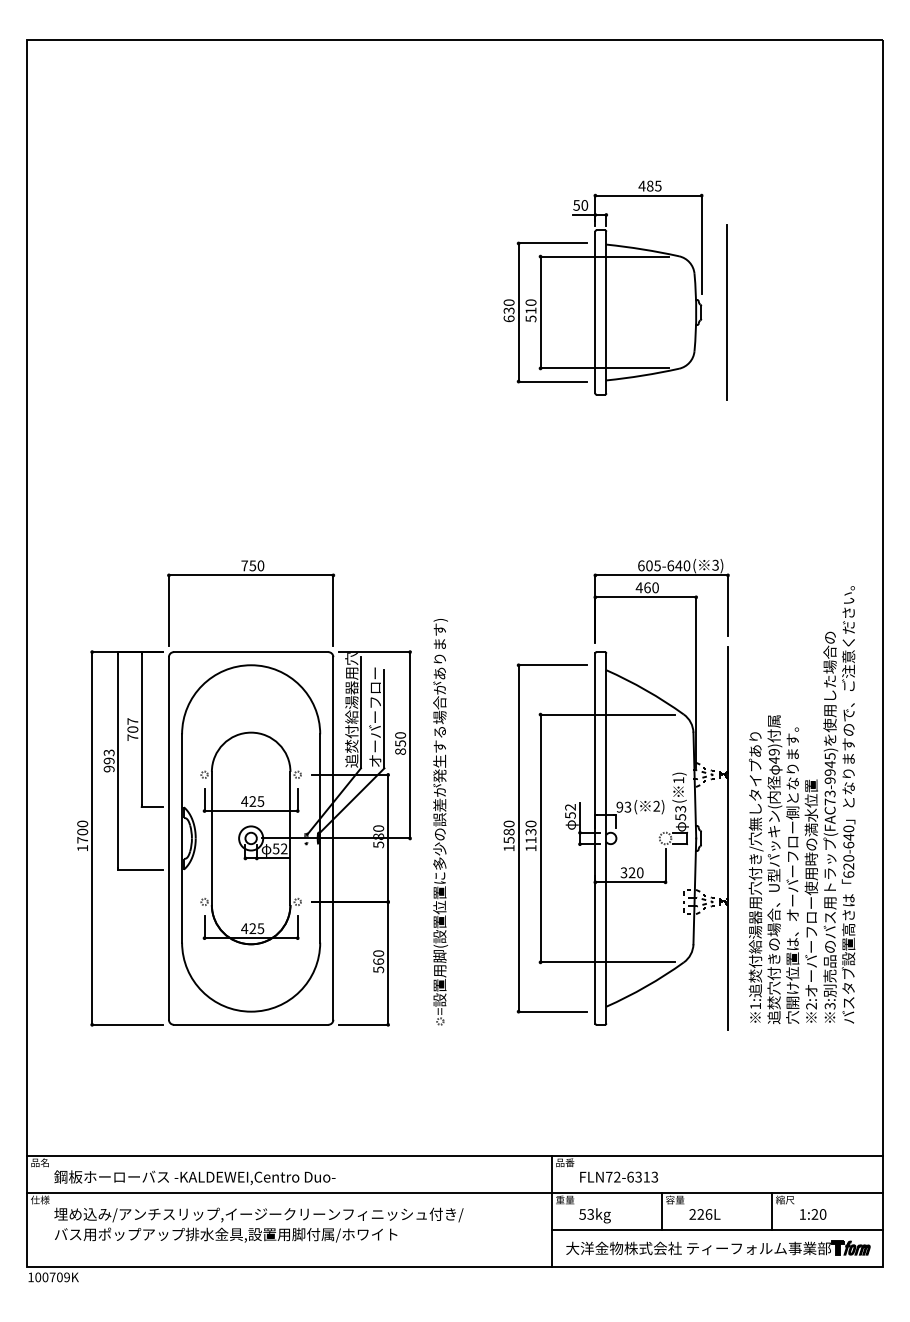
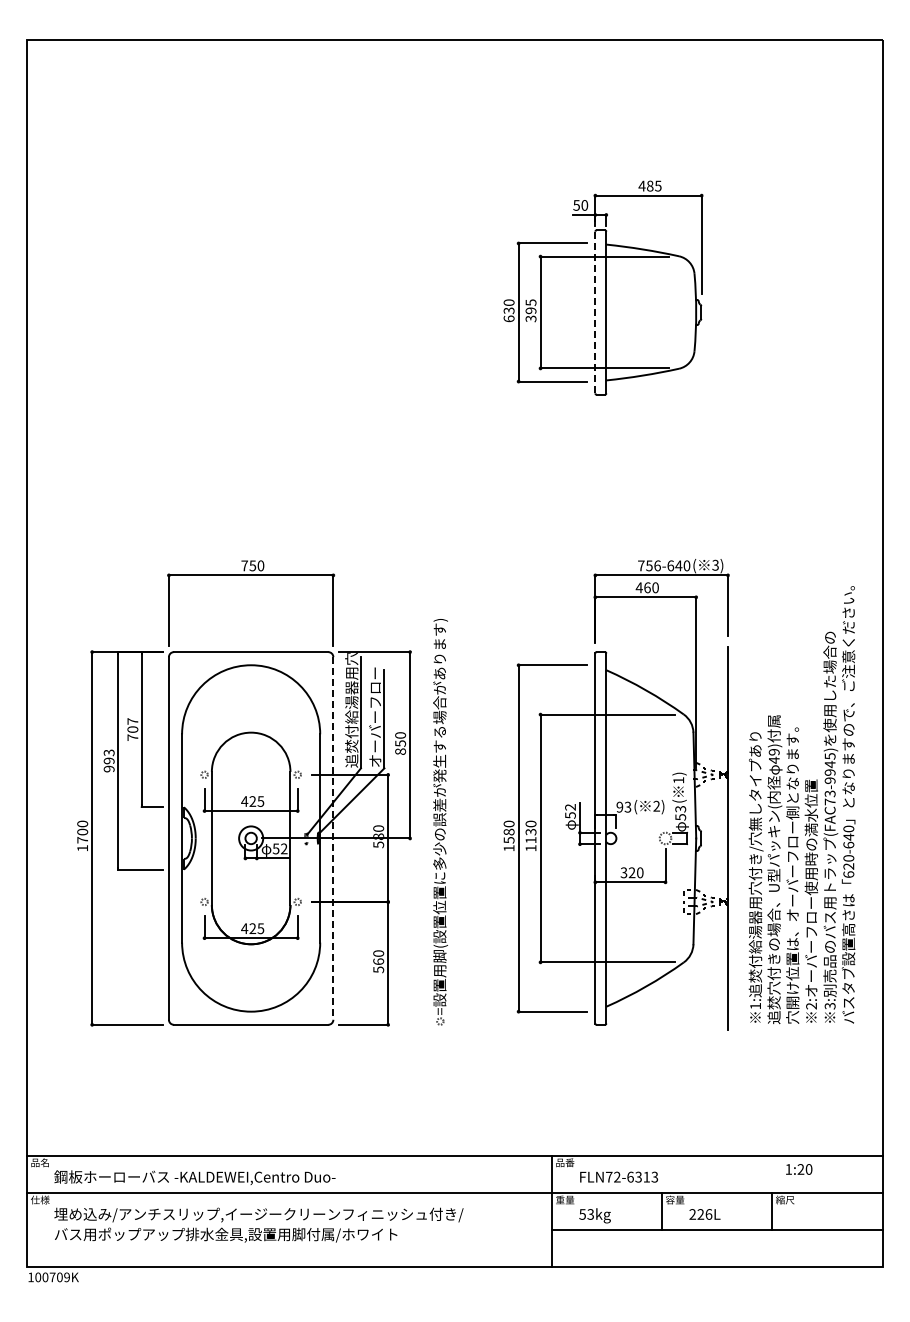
text: 510 -> 395 (530, 310)
line: solid -> dashed (595, 312)
line: present -> none (726, 312)
text: 605-640 -> 756-640 (649, 565)
line: solid -> dashed (333, 838)
text position: (813, 1214) -> (799, 1169) (799, 1169)
part: present -> none (718, 1247)
